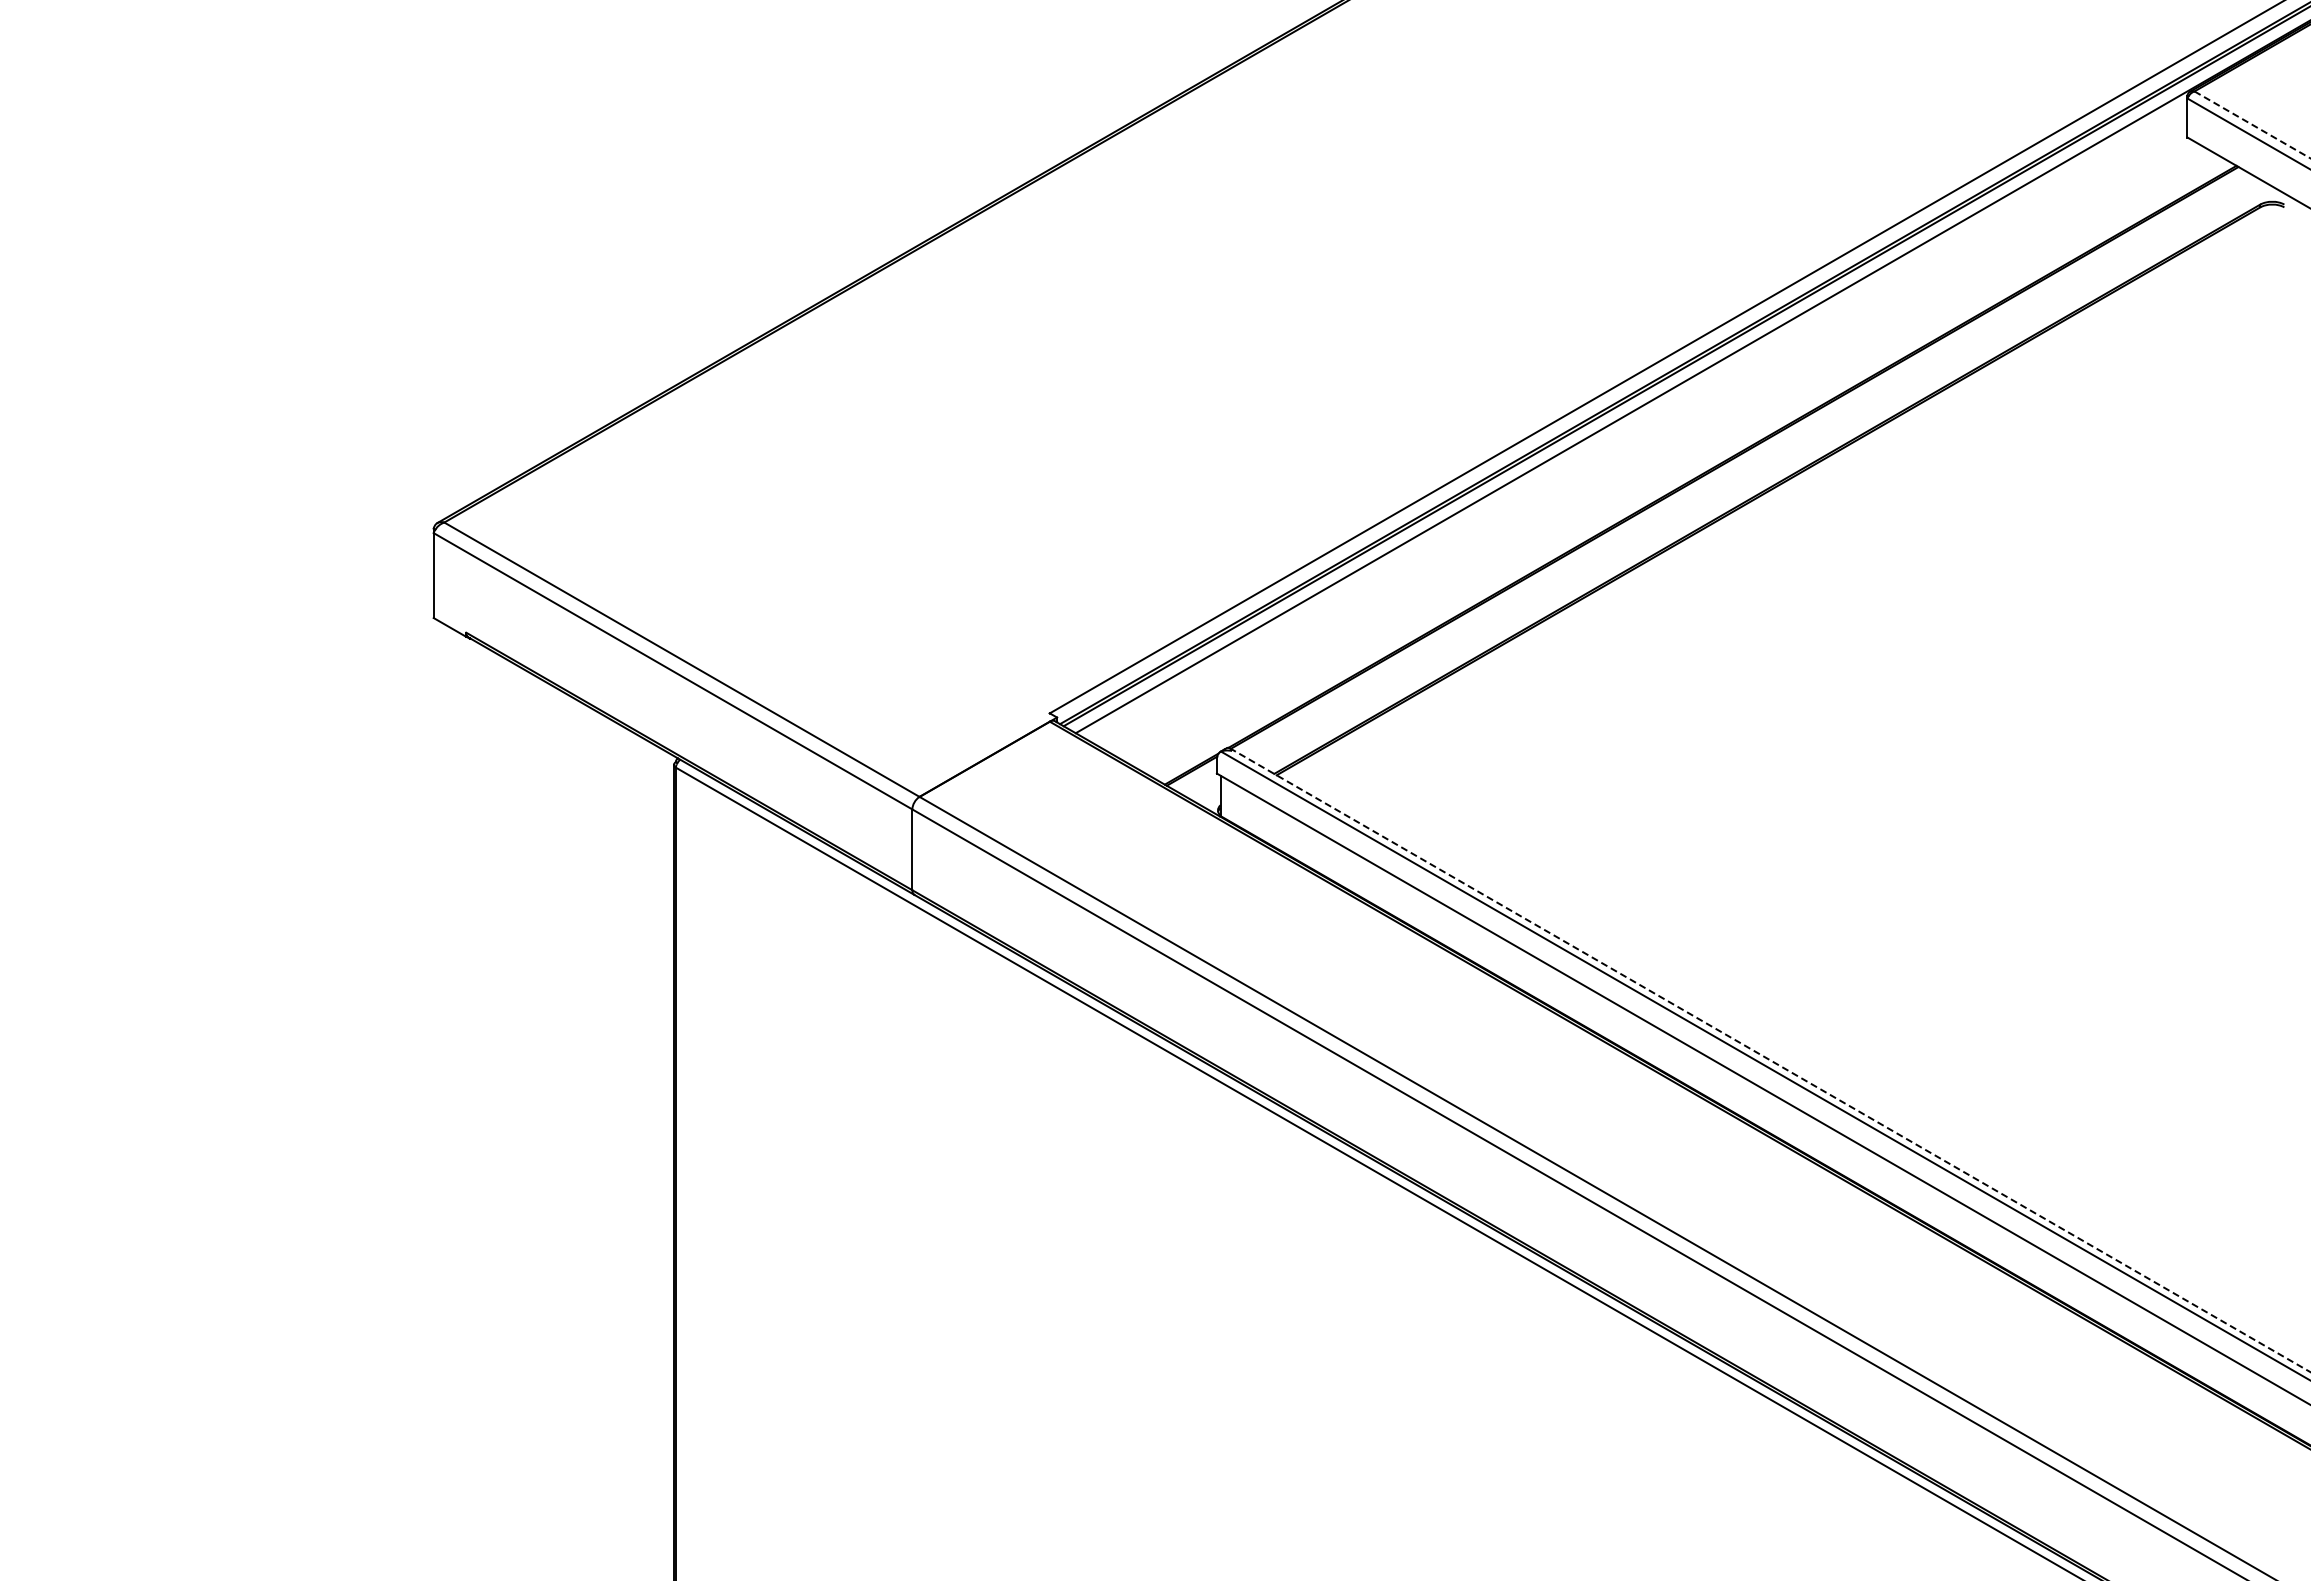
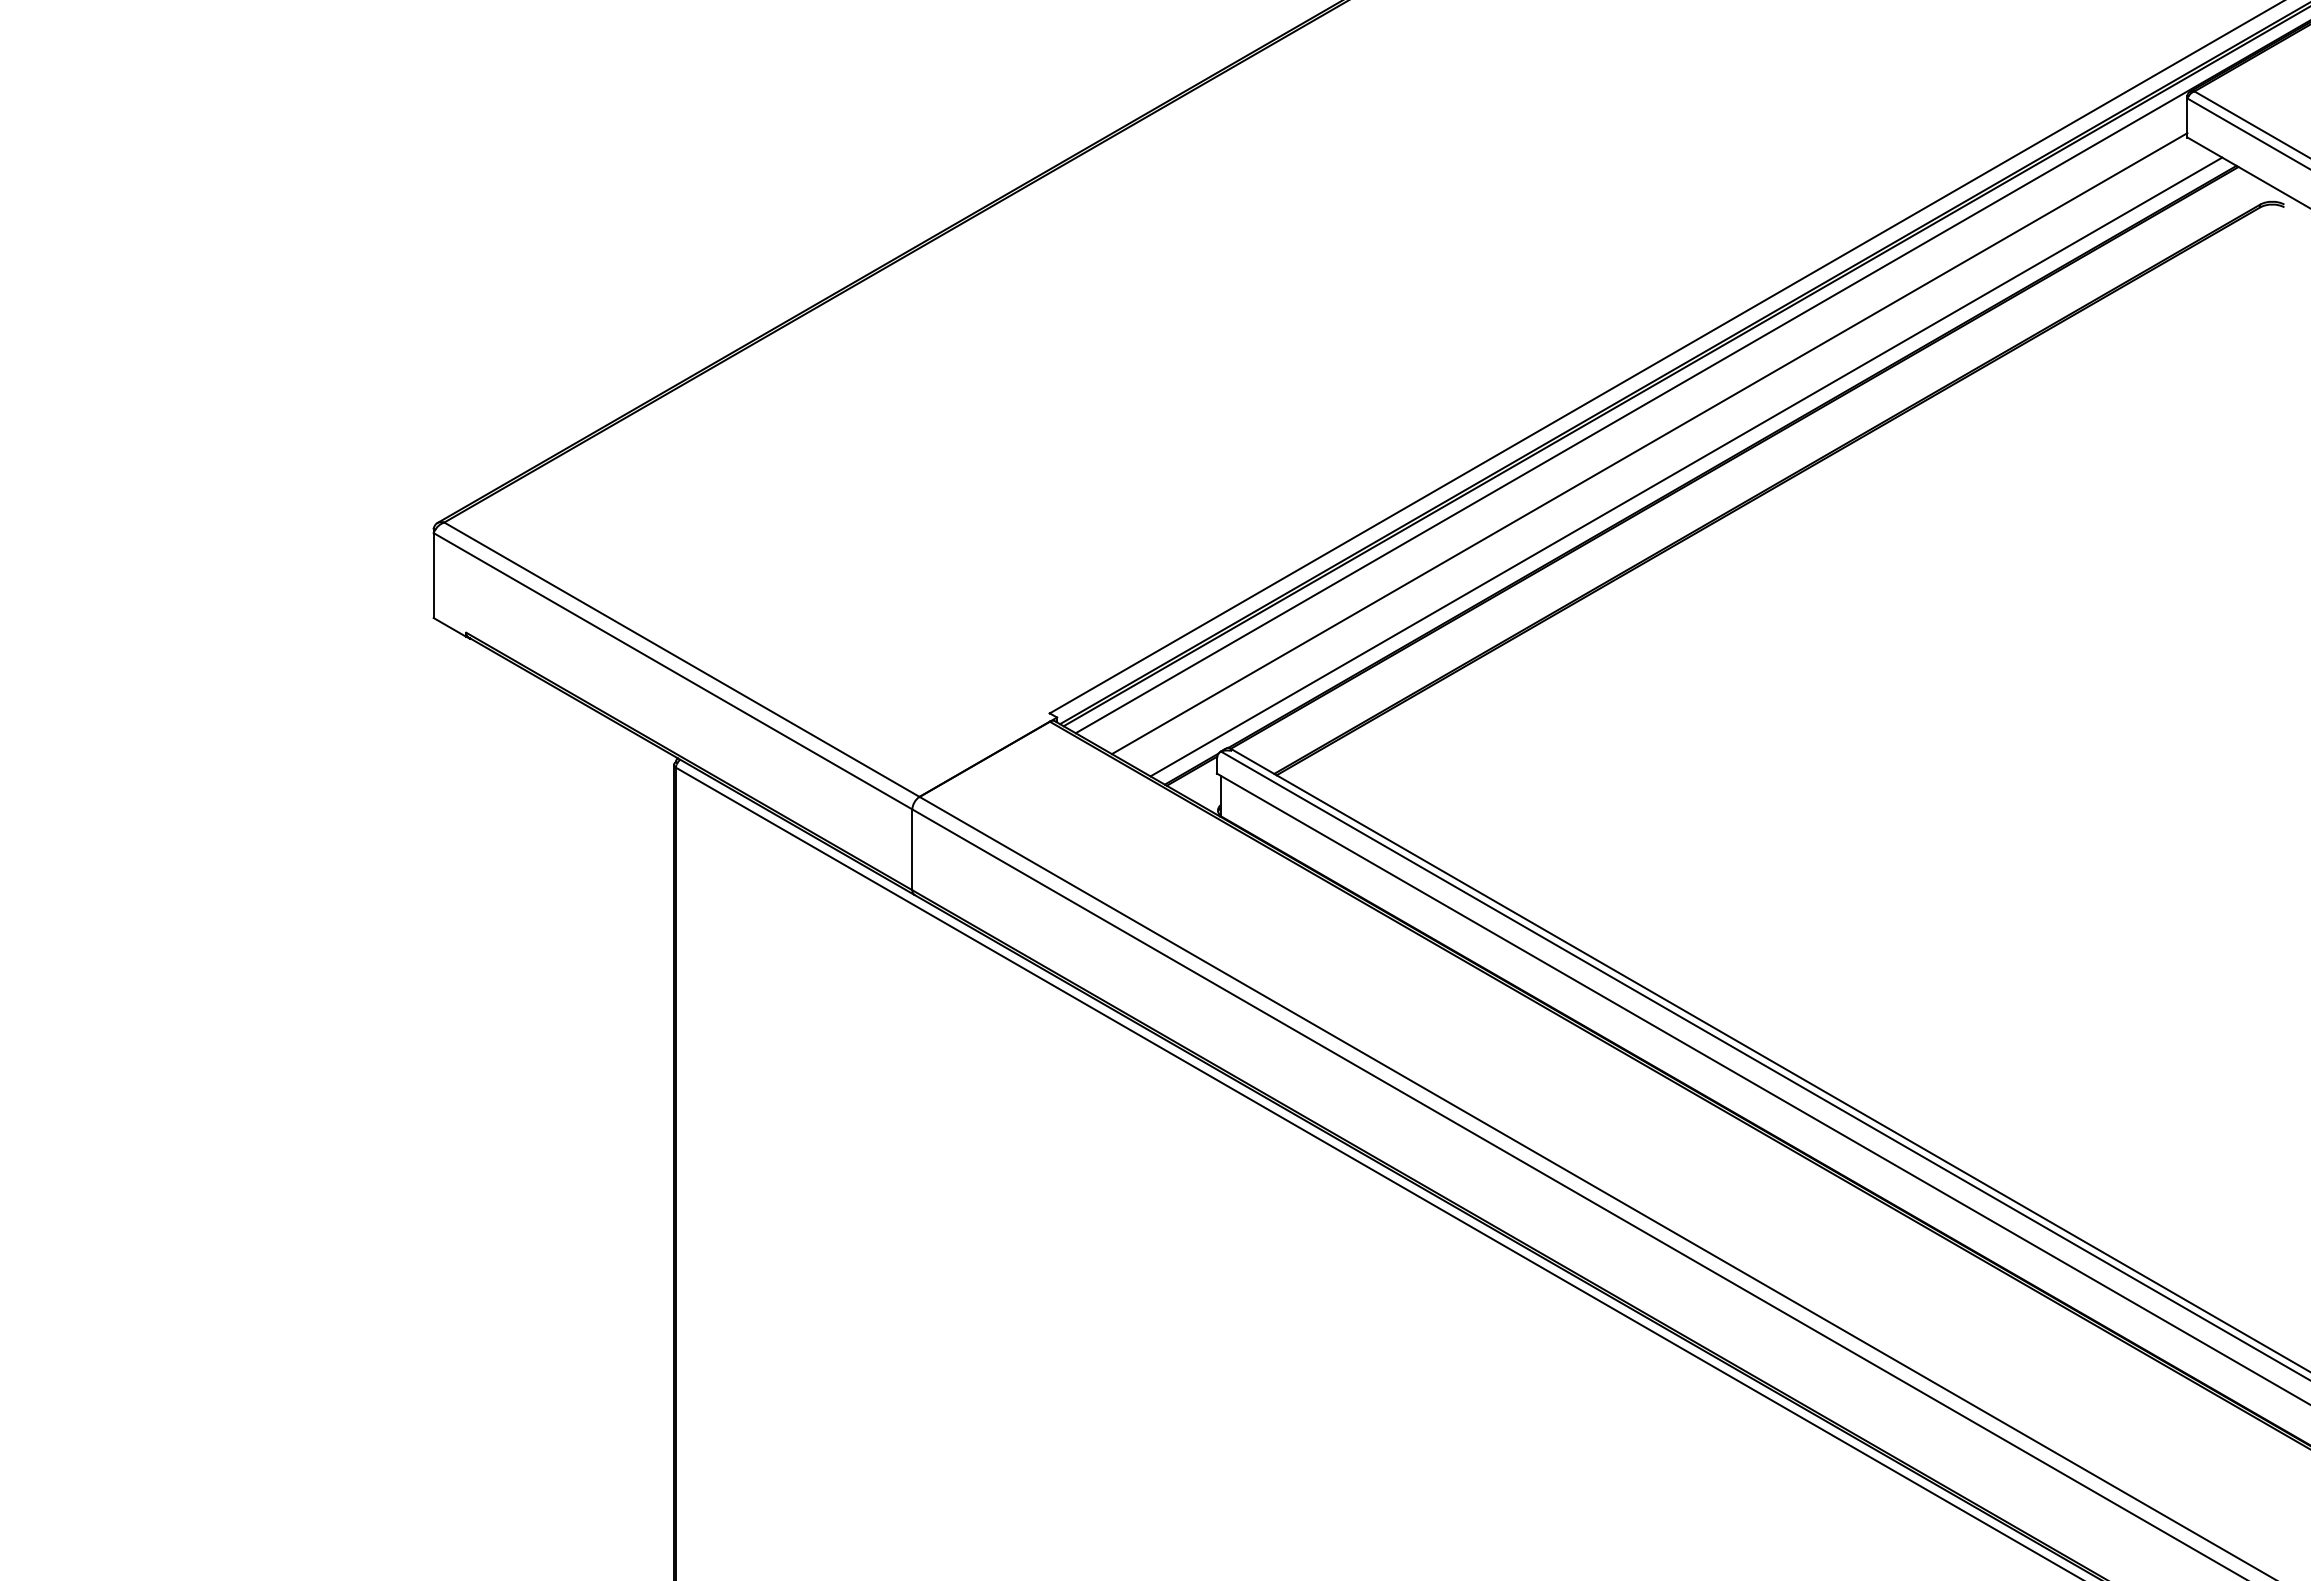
line: dashed -> solid (2252, 124)
line: none -> present (1649, 443)
line: none -> present (1686, 466)
line: dashed -> solid (1769, 1059)
